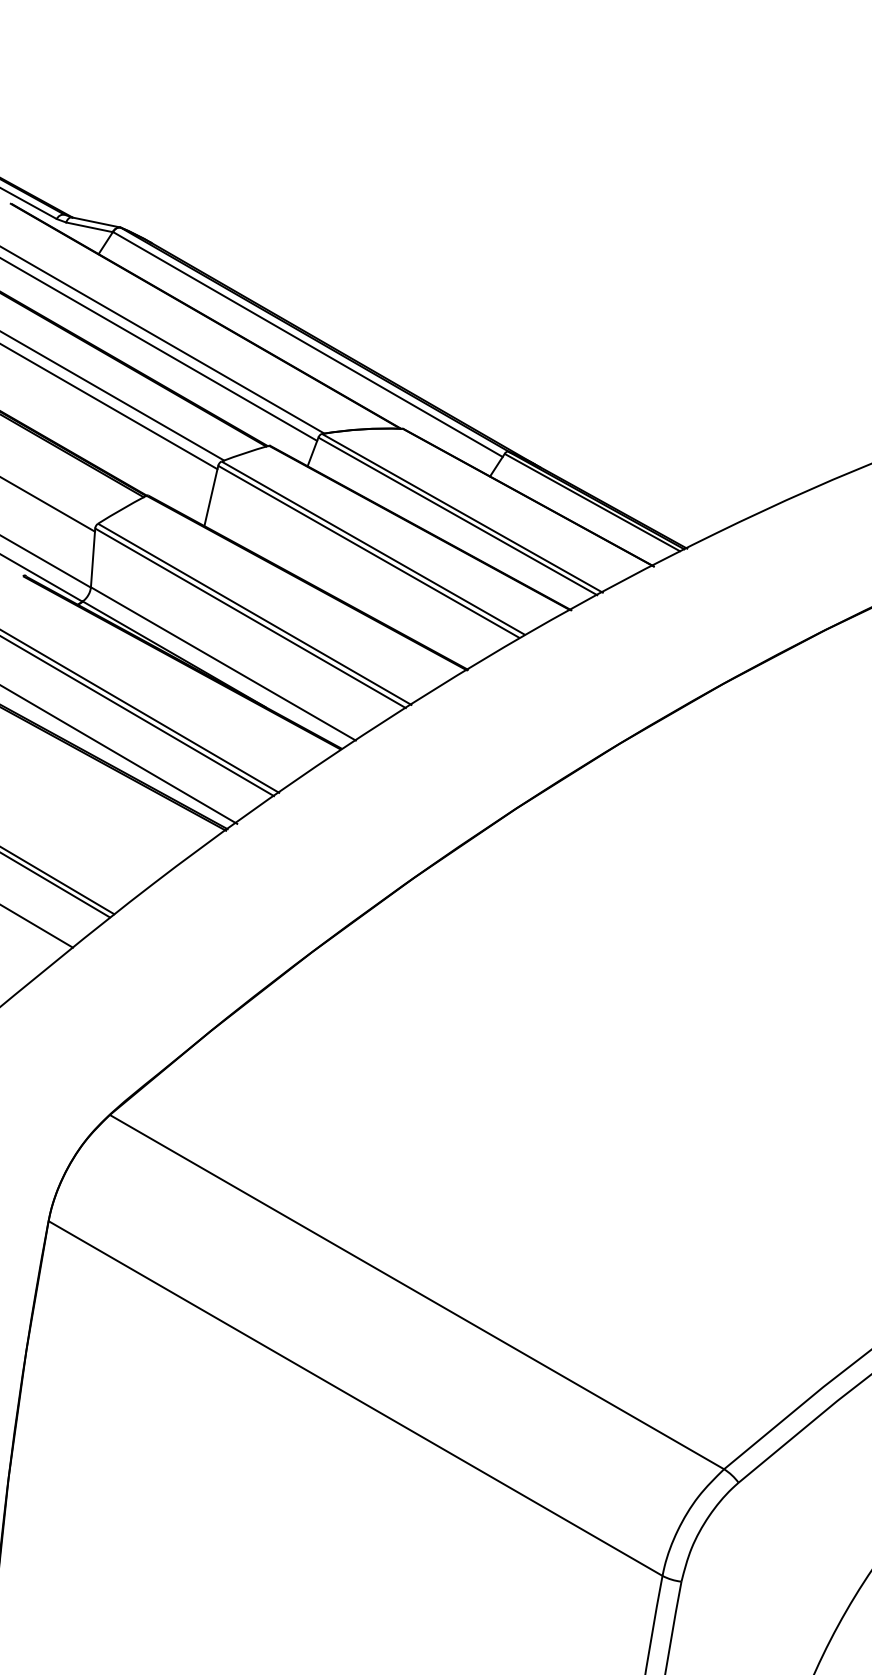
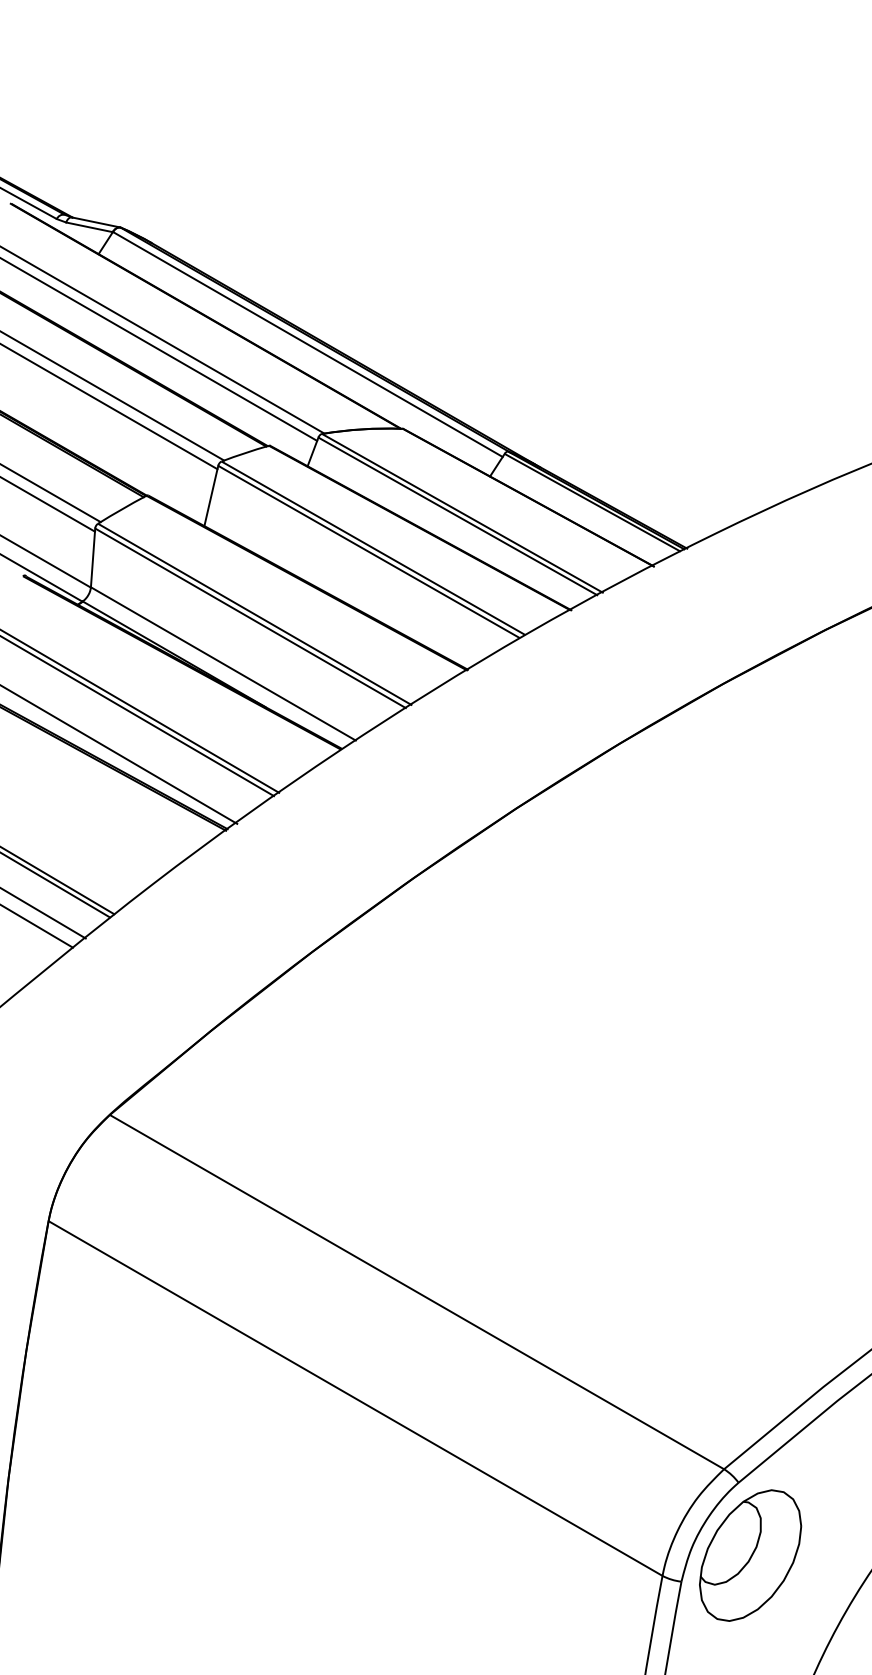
line: none -> present (51, 493)
line: none -> present (43, 913)
part: none -> present (750, 1555)
